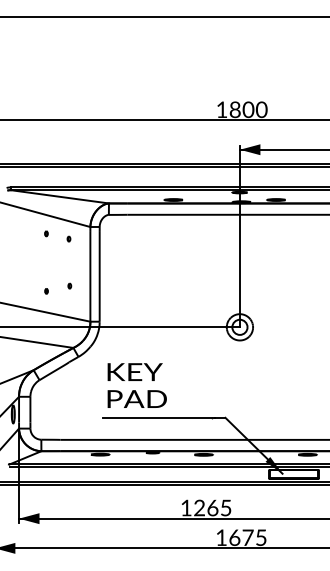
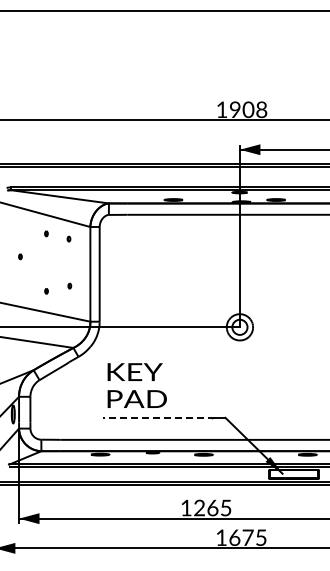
line position: (164, 17) -> (164, 11) (164, 11)
text: 1800 -> 1908 (248, 110)
part: none -> present (20, 256)
line: solid -> dashed (158, 417)
